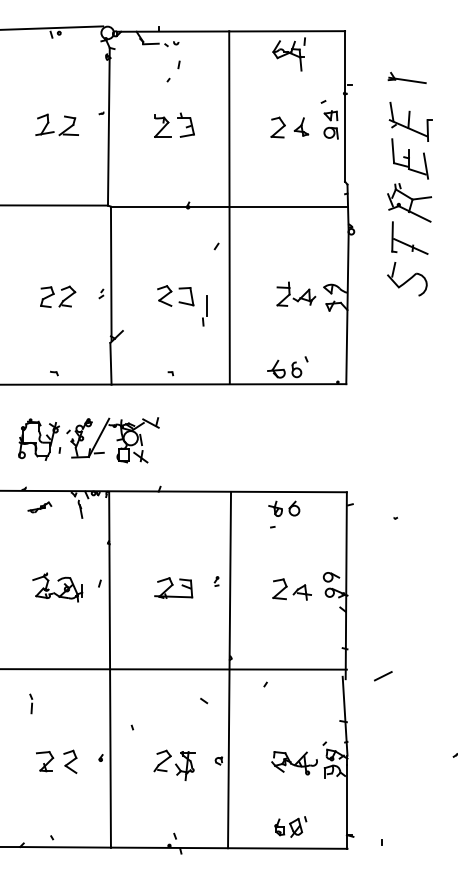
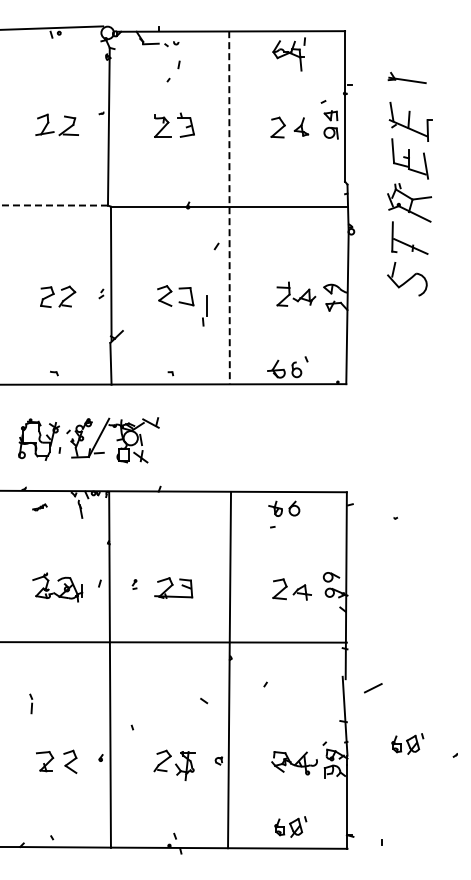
line: solid -> dashed (54, 205)
line: solid -> dashed (229, 207)
part size: 26x13 px -> 16x9 px (39, 507)
part position: (216, 581) -> (134, 584) (134, 584)
line position: (174, 669) -> (174, 642) (174, 642)
line position: (383, 676) -> (373, 688) (373, 688)
part: none -> present (407, 743)
